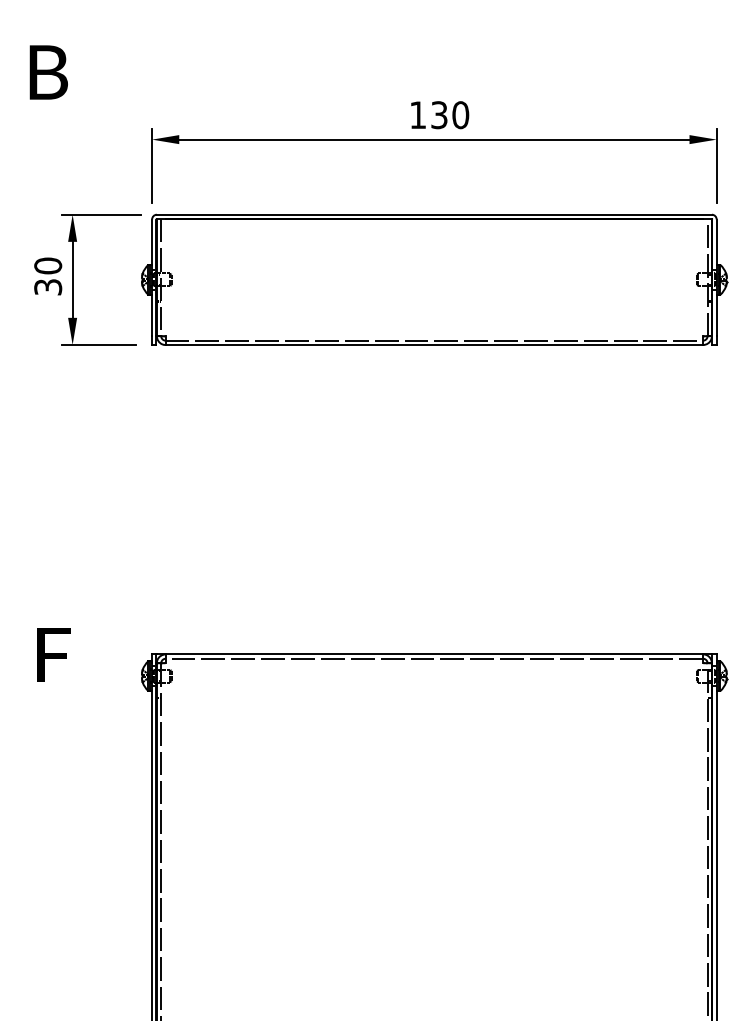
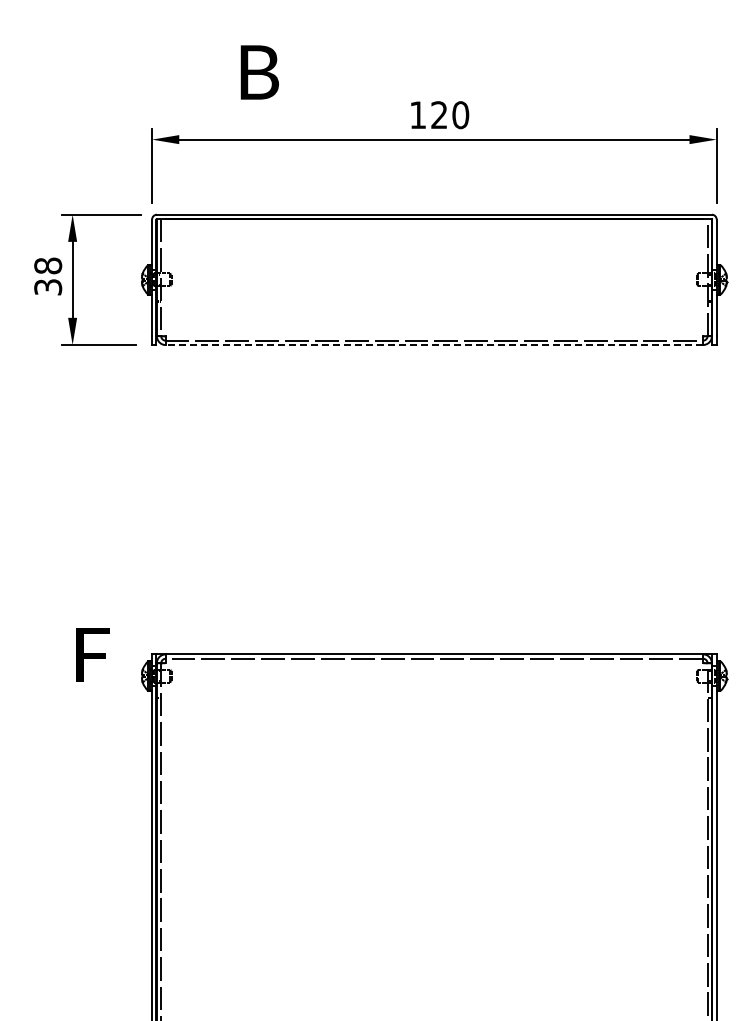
text position: (48, 72) -> (259, 72) (259, 72)
text: 130 -> 120 (439, 115)
text: 30 -> 38 (47, 265)
line: solid -> dashed (434, 345)
text position: (53, 654) -> (92, 654) (92, 654)
